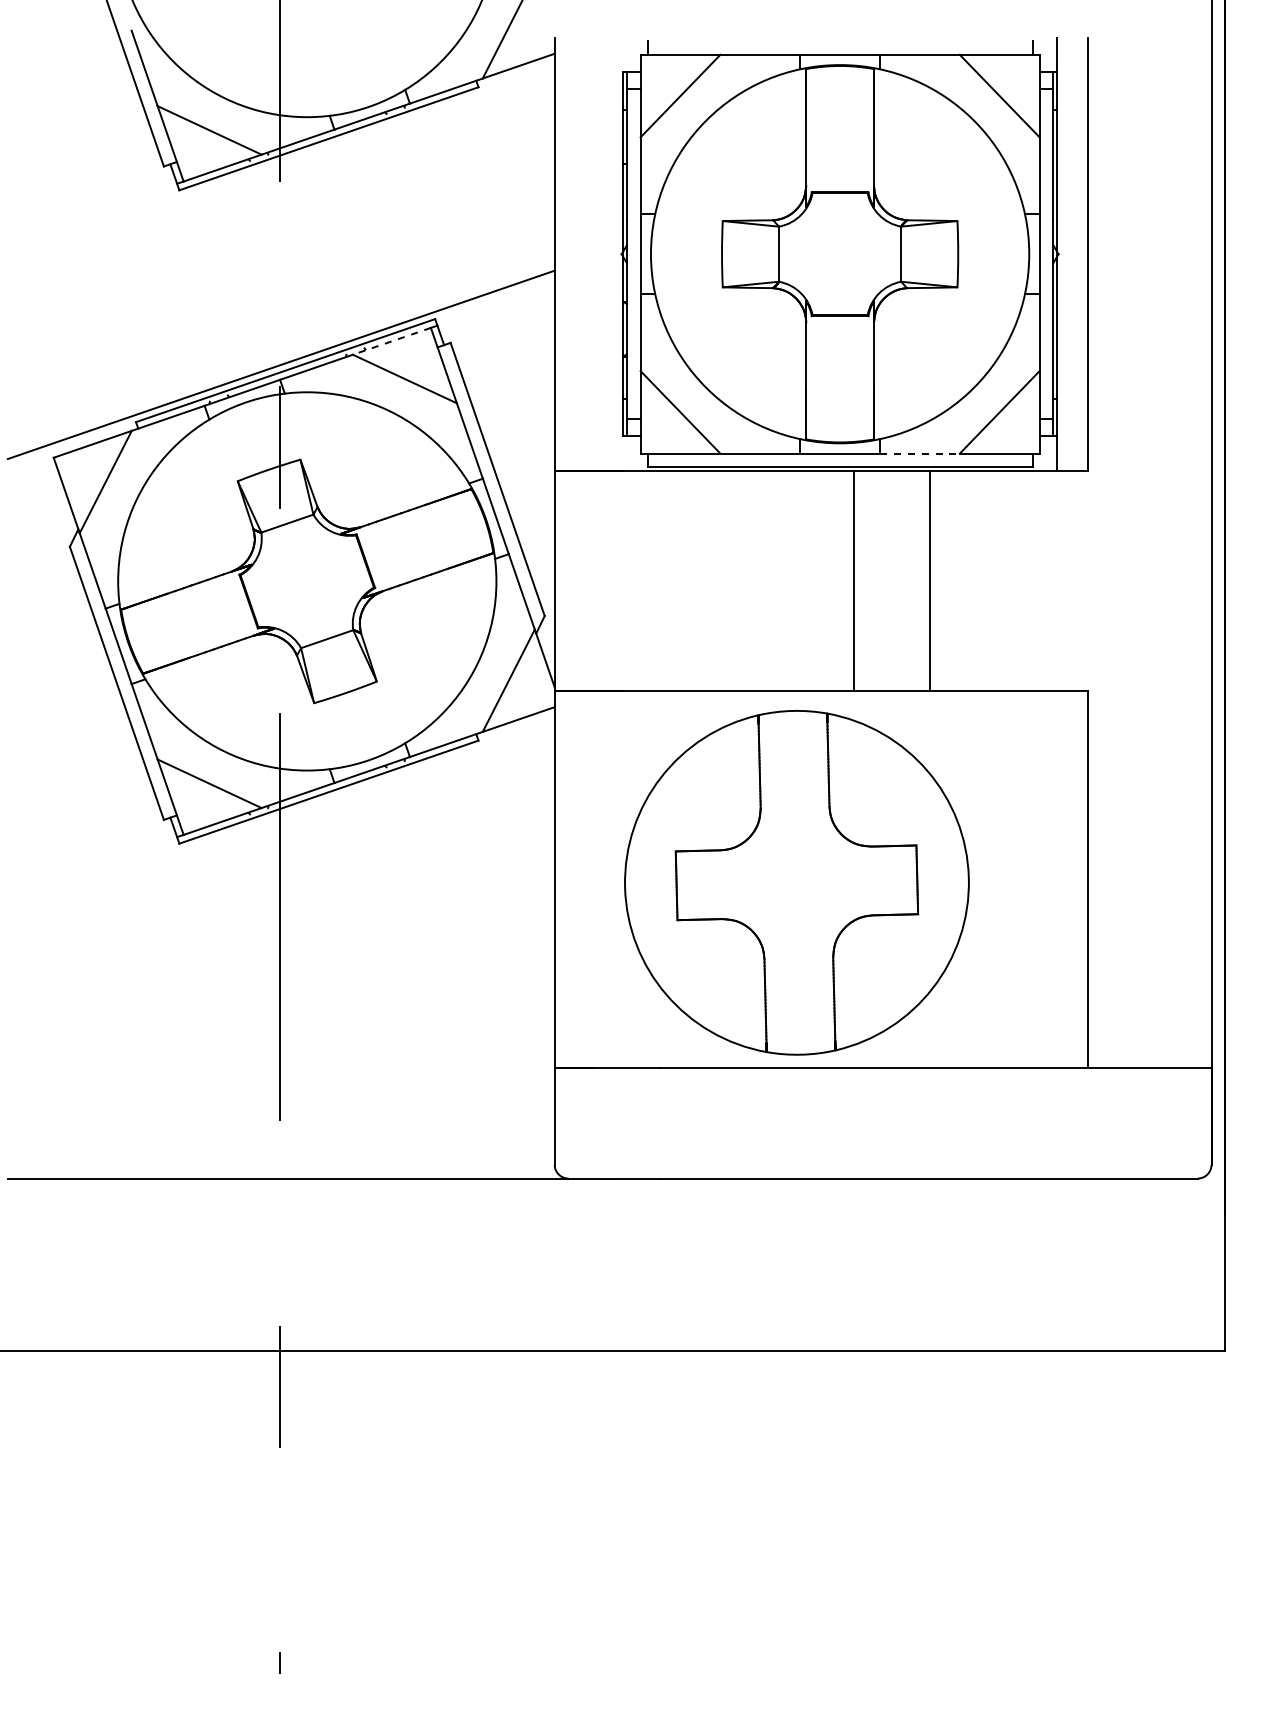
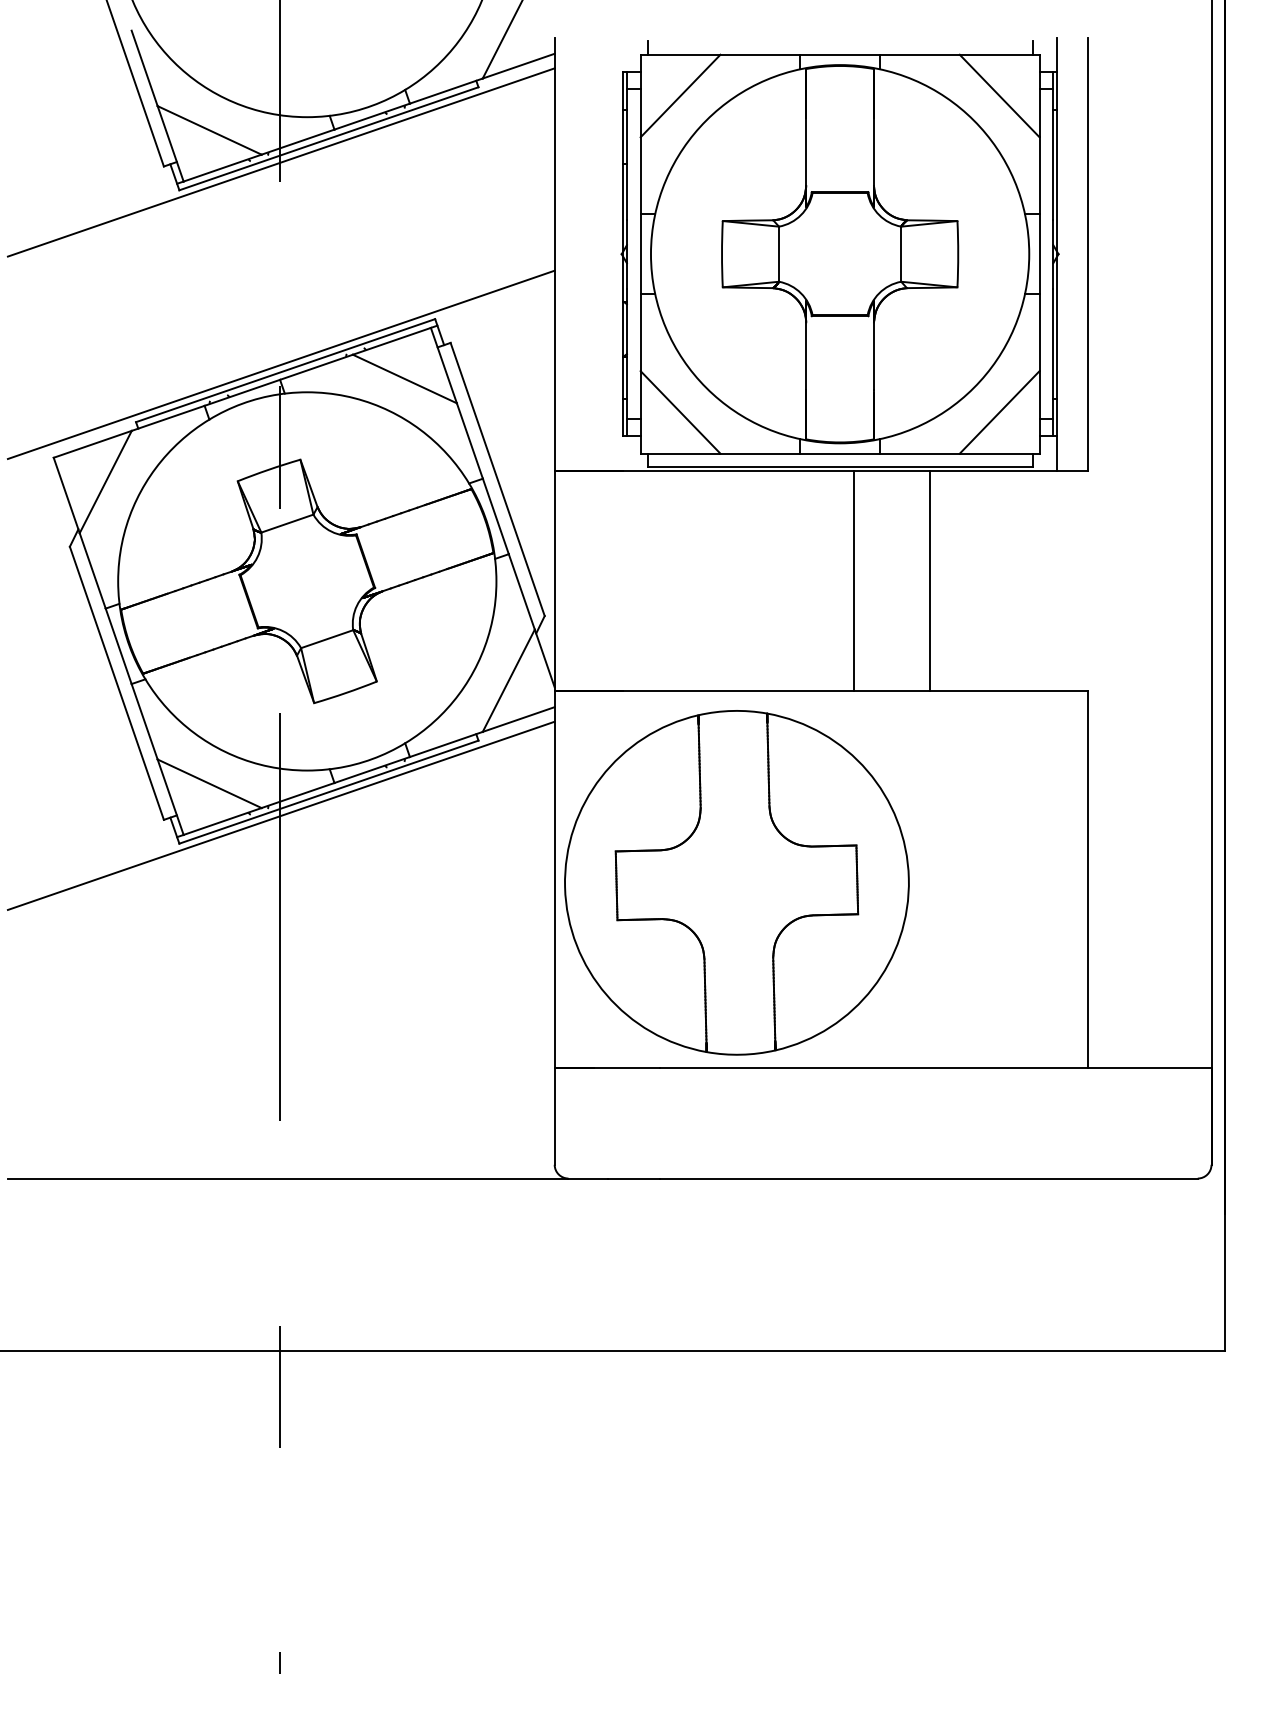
line: none -> present (280, 162)
line: dashed -> solid (391, 341)
line: dashed -> solid (919, 453)
line: none -> present (280, 815)
part position: (796, 882) -> (736, 882) (736, 882)
